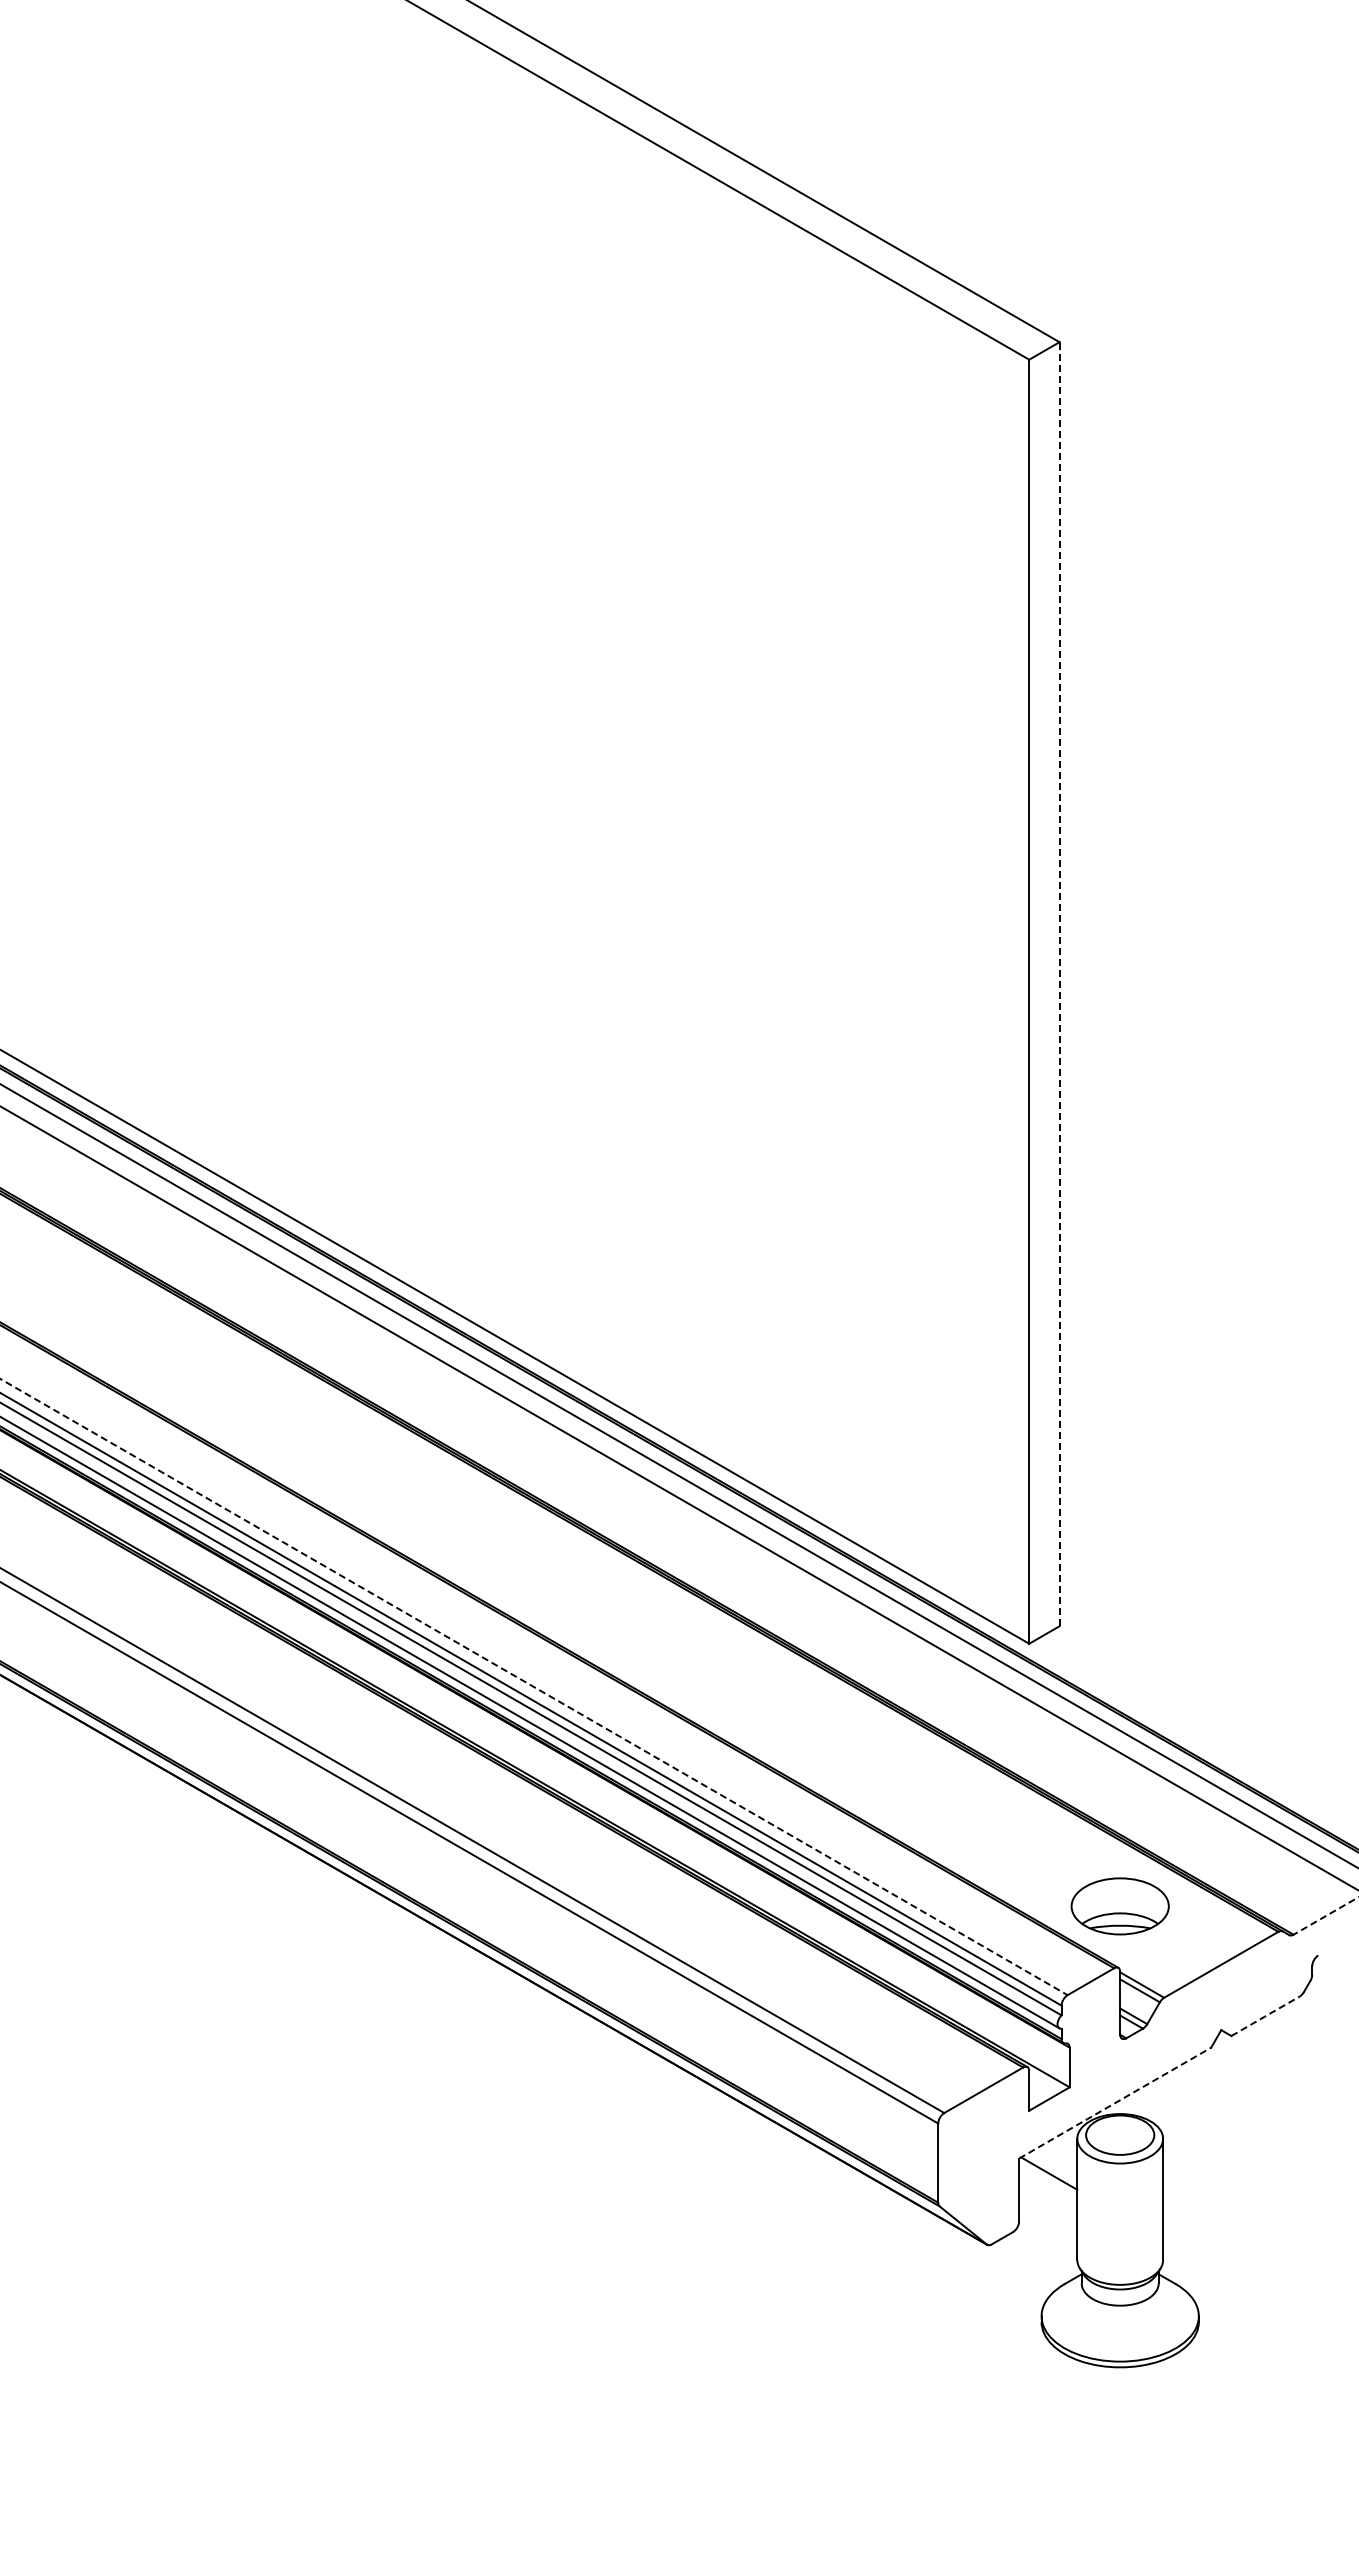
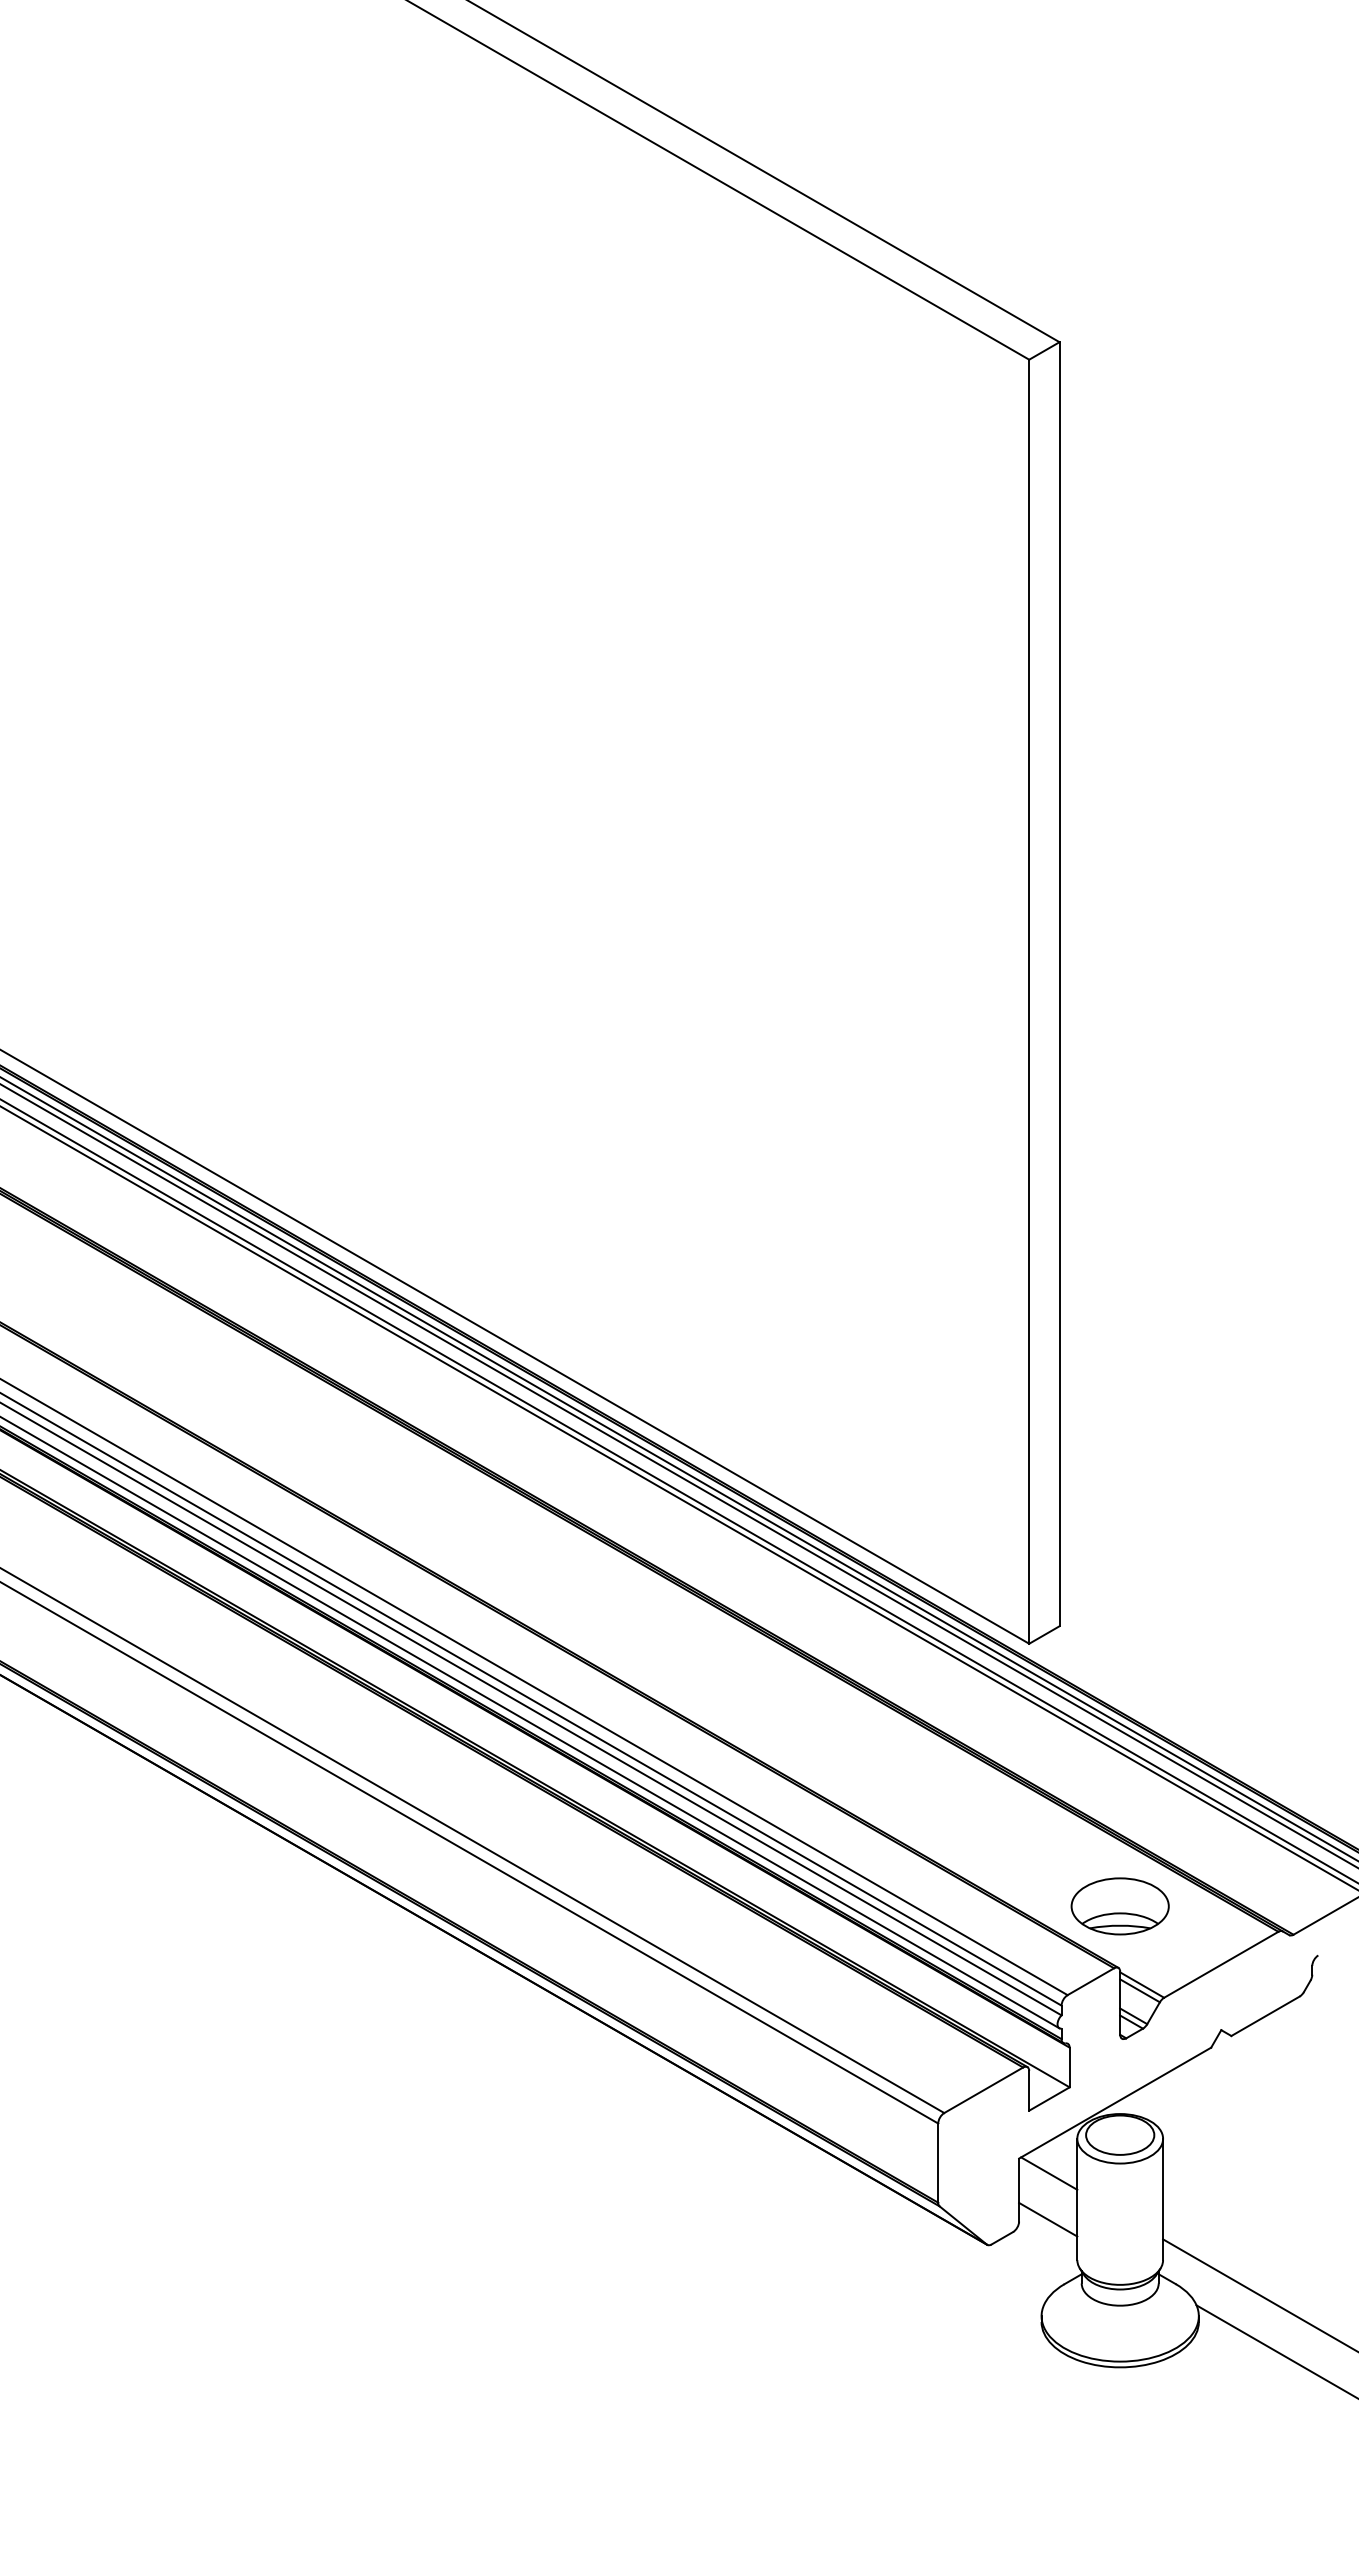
line: dashed -> solid (1059, 983)
line: none -> present (678, 1468)
line: none -> present (678, 1490)
line: dashed -> solid (534, 1687)
line: dashed -> solid (1325, 1916)
line: dashed -> solid (1265, 2016)
line: dashed -> solid (1115, 2103)
line: none -> present (1048, 2219)
line: none -> present (1259, 2294)
line: none -> present (1275, 2351)
